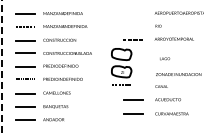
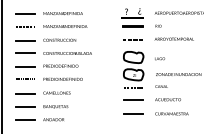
part: none -> present (132, 17)
text position: (165, 58) -> (160, 58) (160, 58)
line: dashed -> solid (2, 66)
part position: (121, 66) -> (133, 69) (133, 69)
